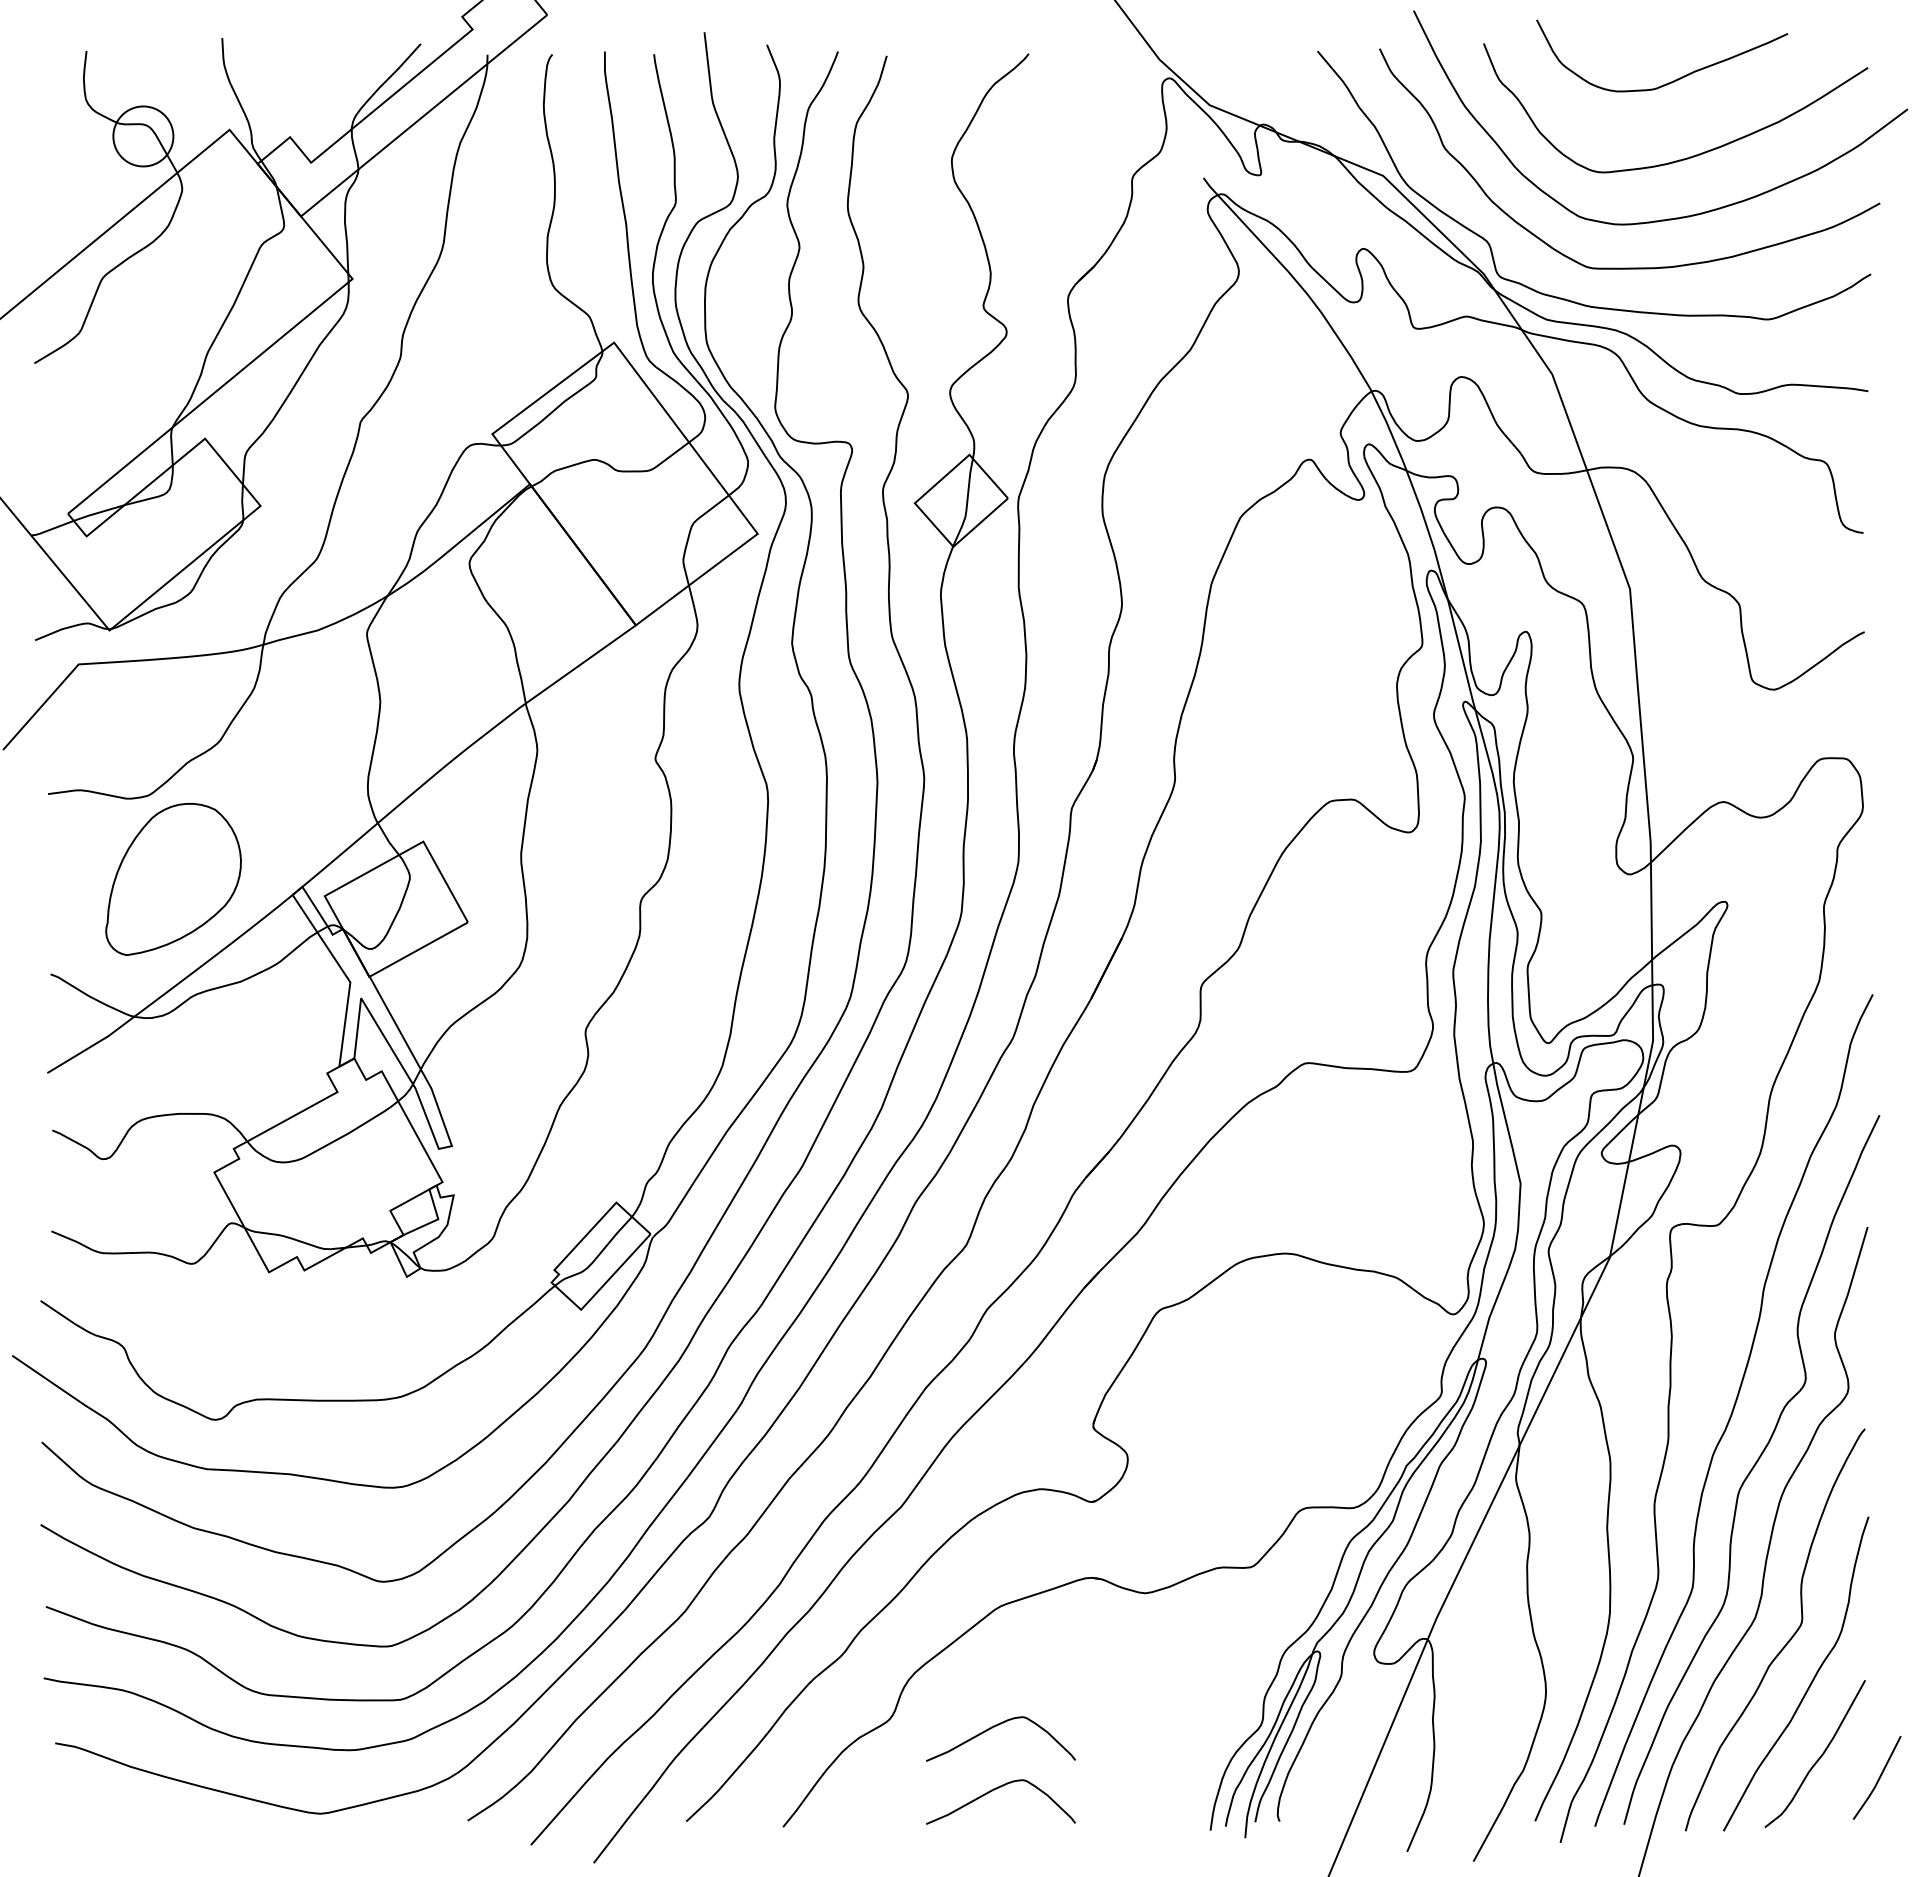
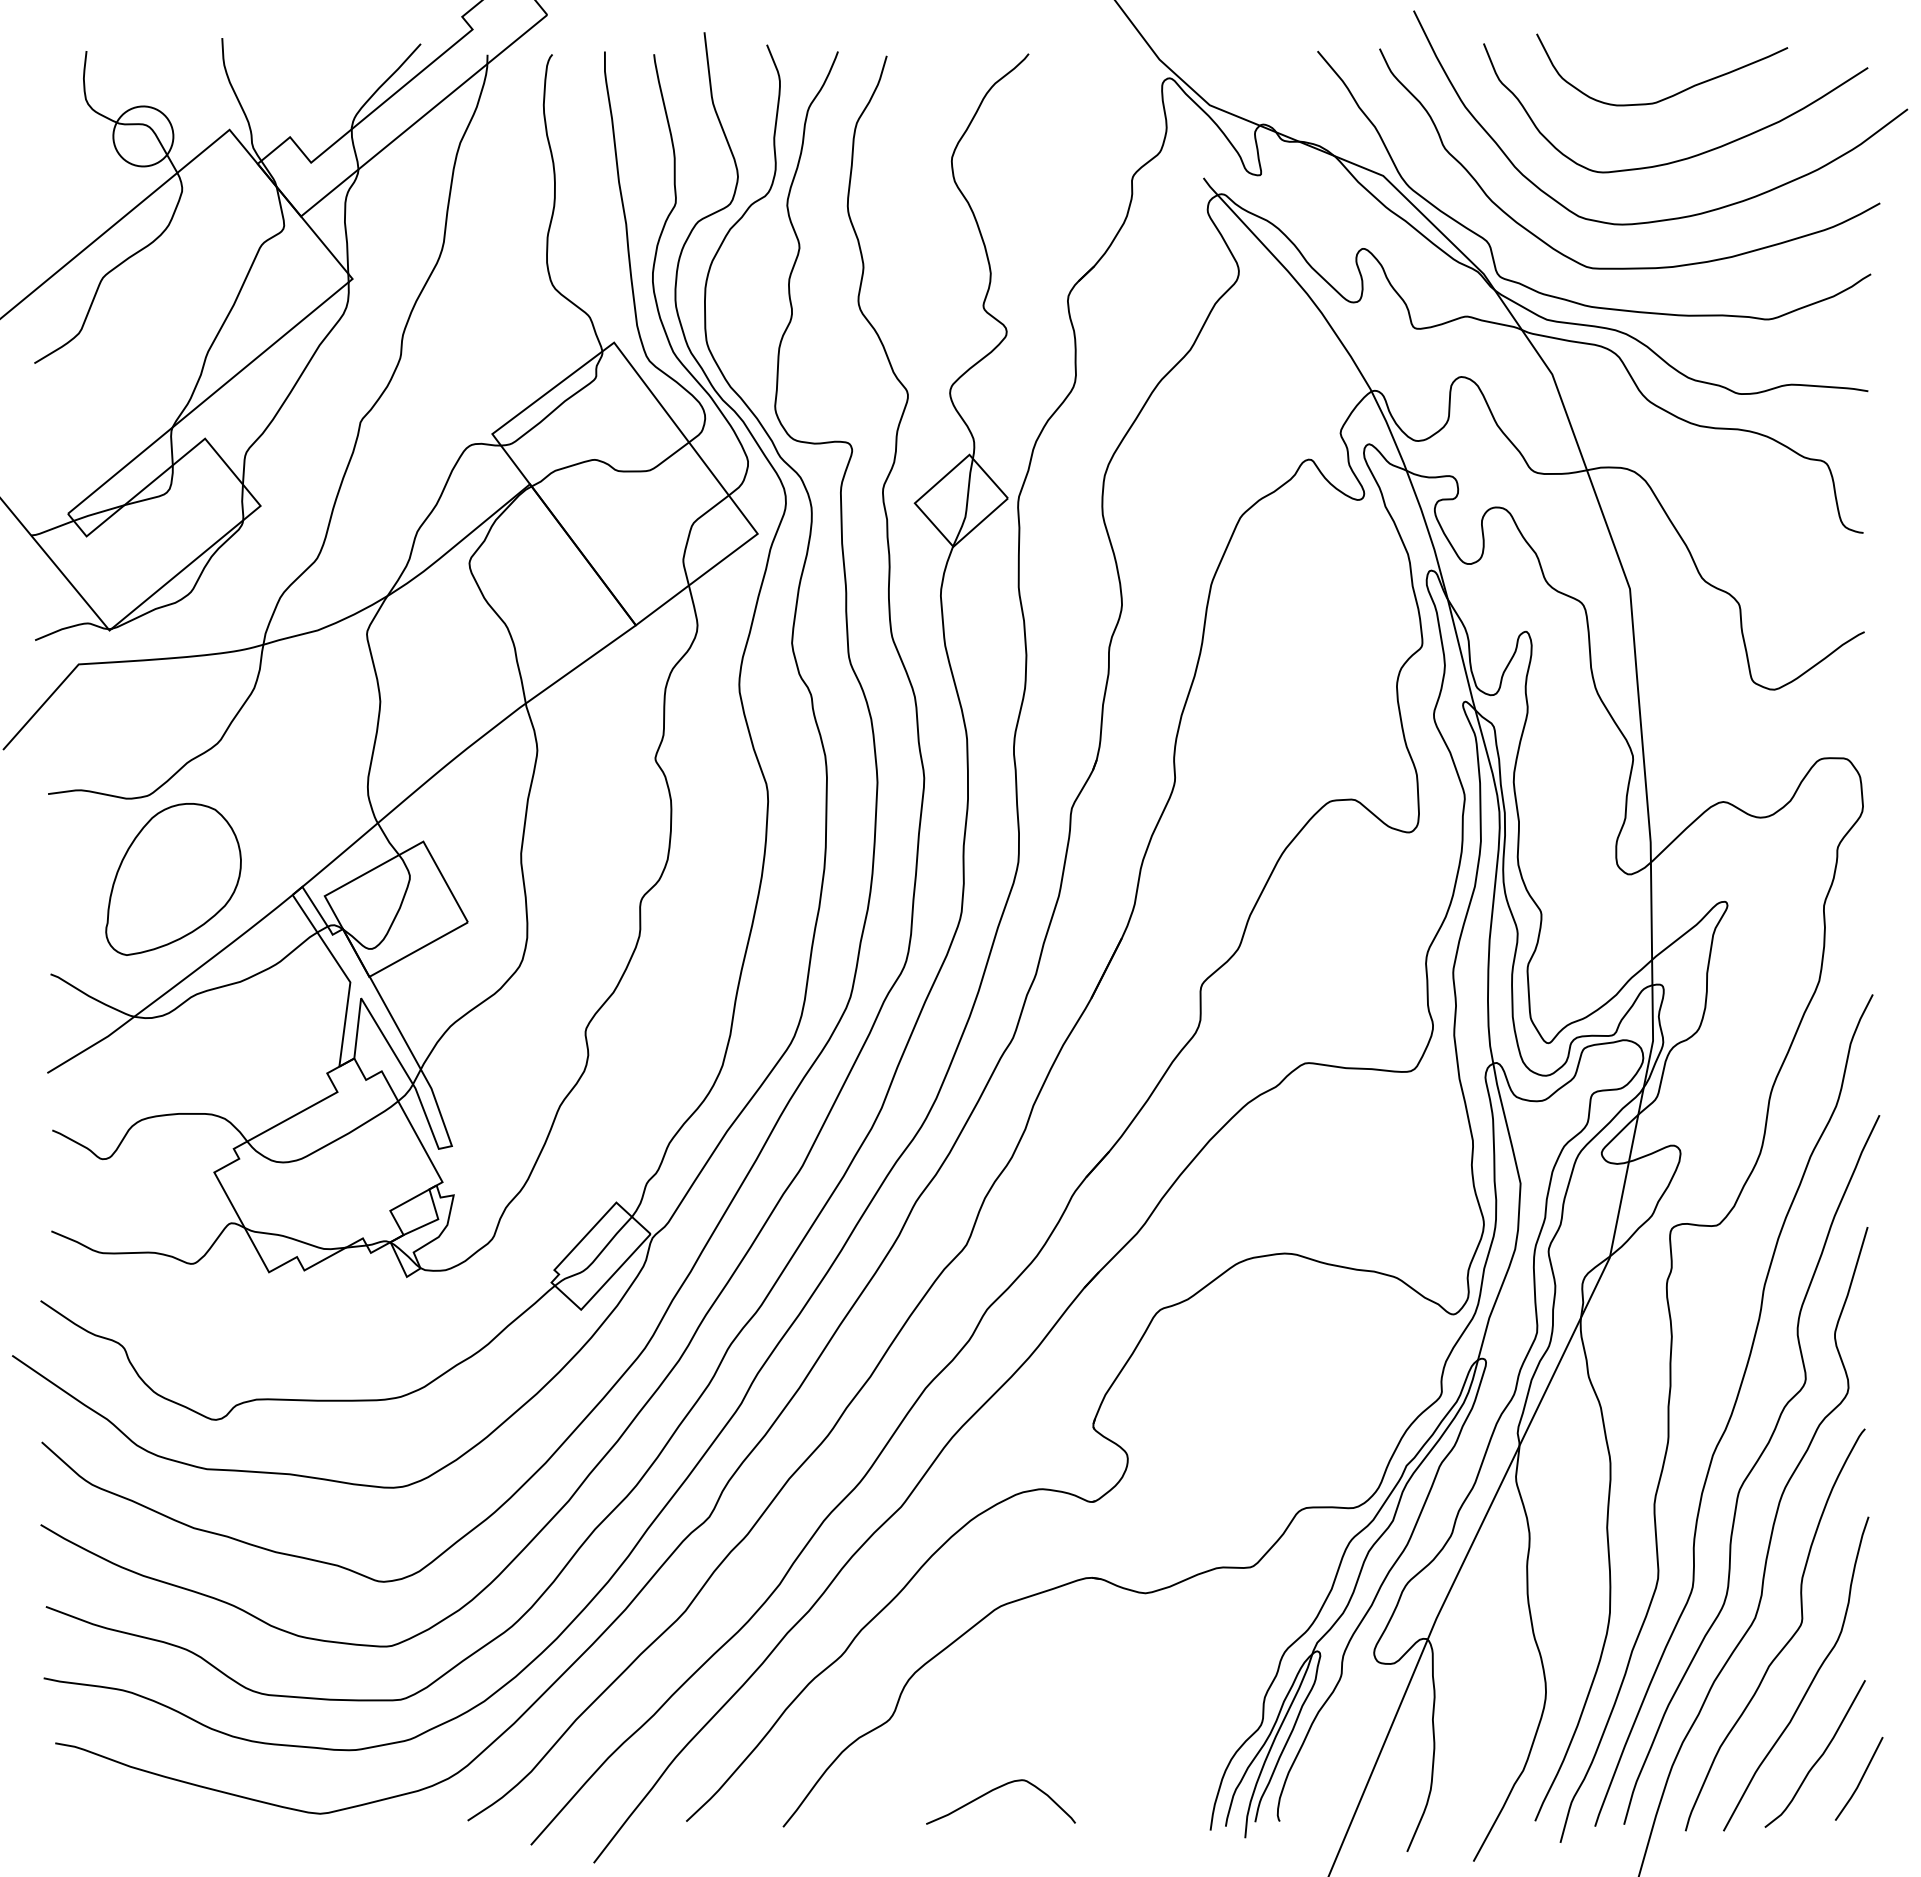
curve position: (1670, 81) -> (1670, 95) (1670, 95)
curve: present -> none (994, 1727)
line position: (1878, 1777) -> (1860, 1778) (1860, 1778)
